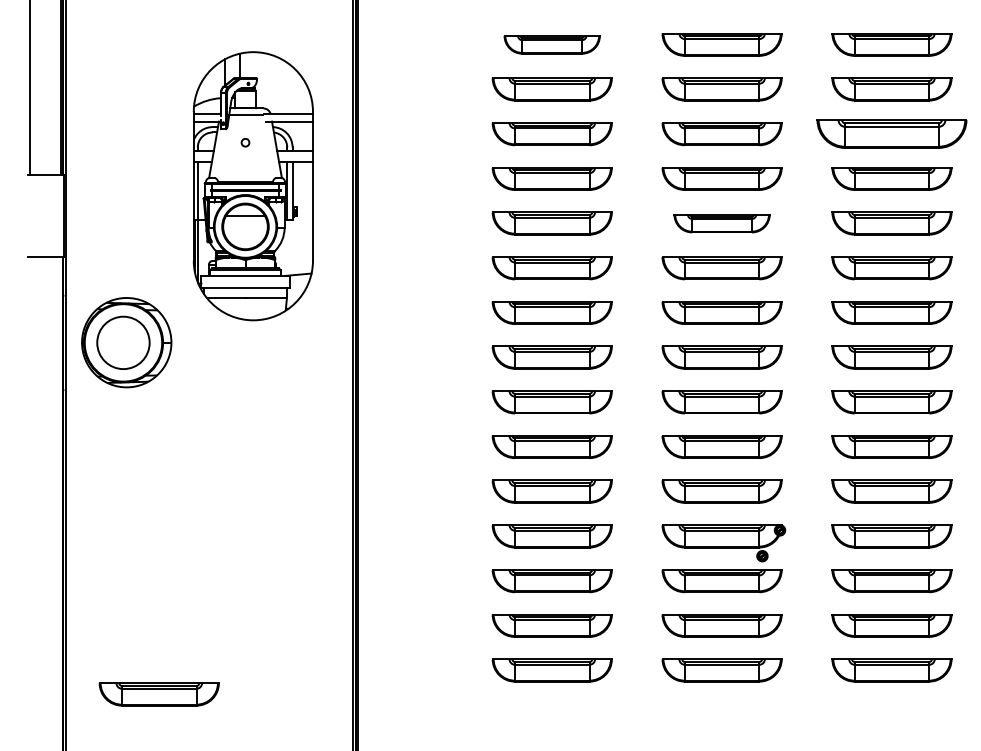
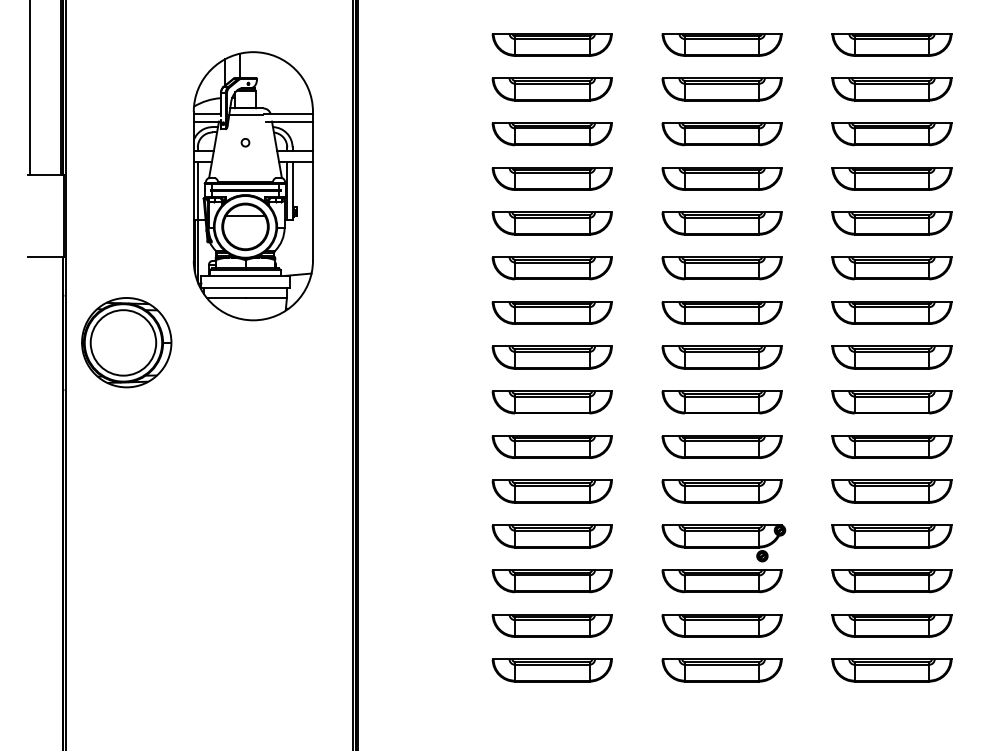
part size: 98x20 px -> 122x24 px (551, 44)
part size: 152x30 px -> 122x25 px (891, 134)
part size: 98x20 px -> 122x25 px (721, 223)
circle diameter: 52 px -> 65 px (123, 342)
part: present -> none (158, 694)
